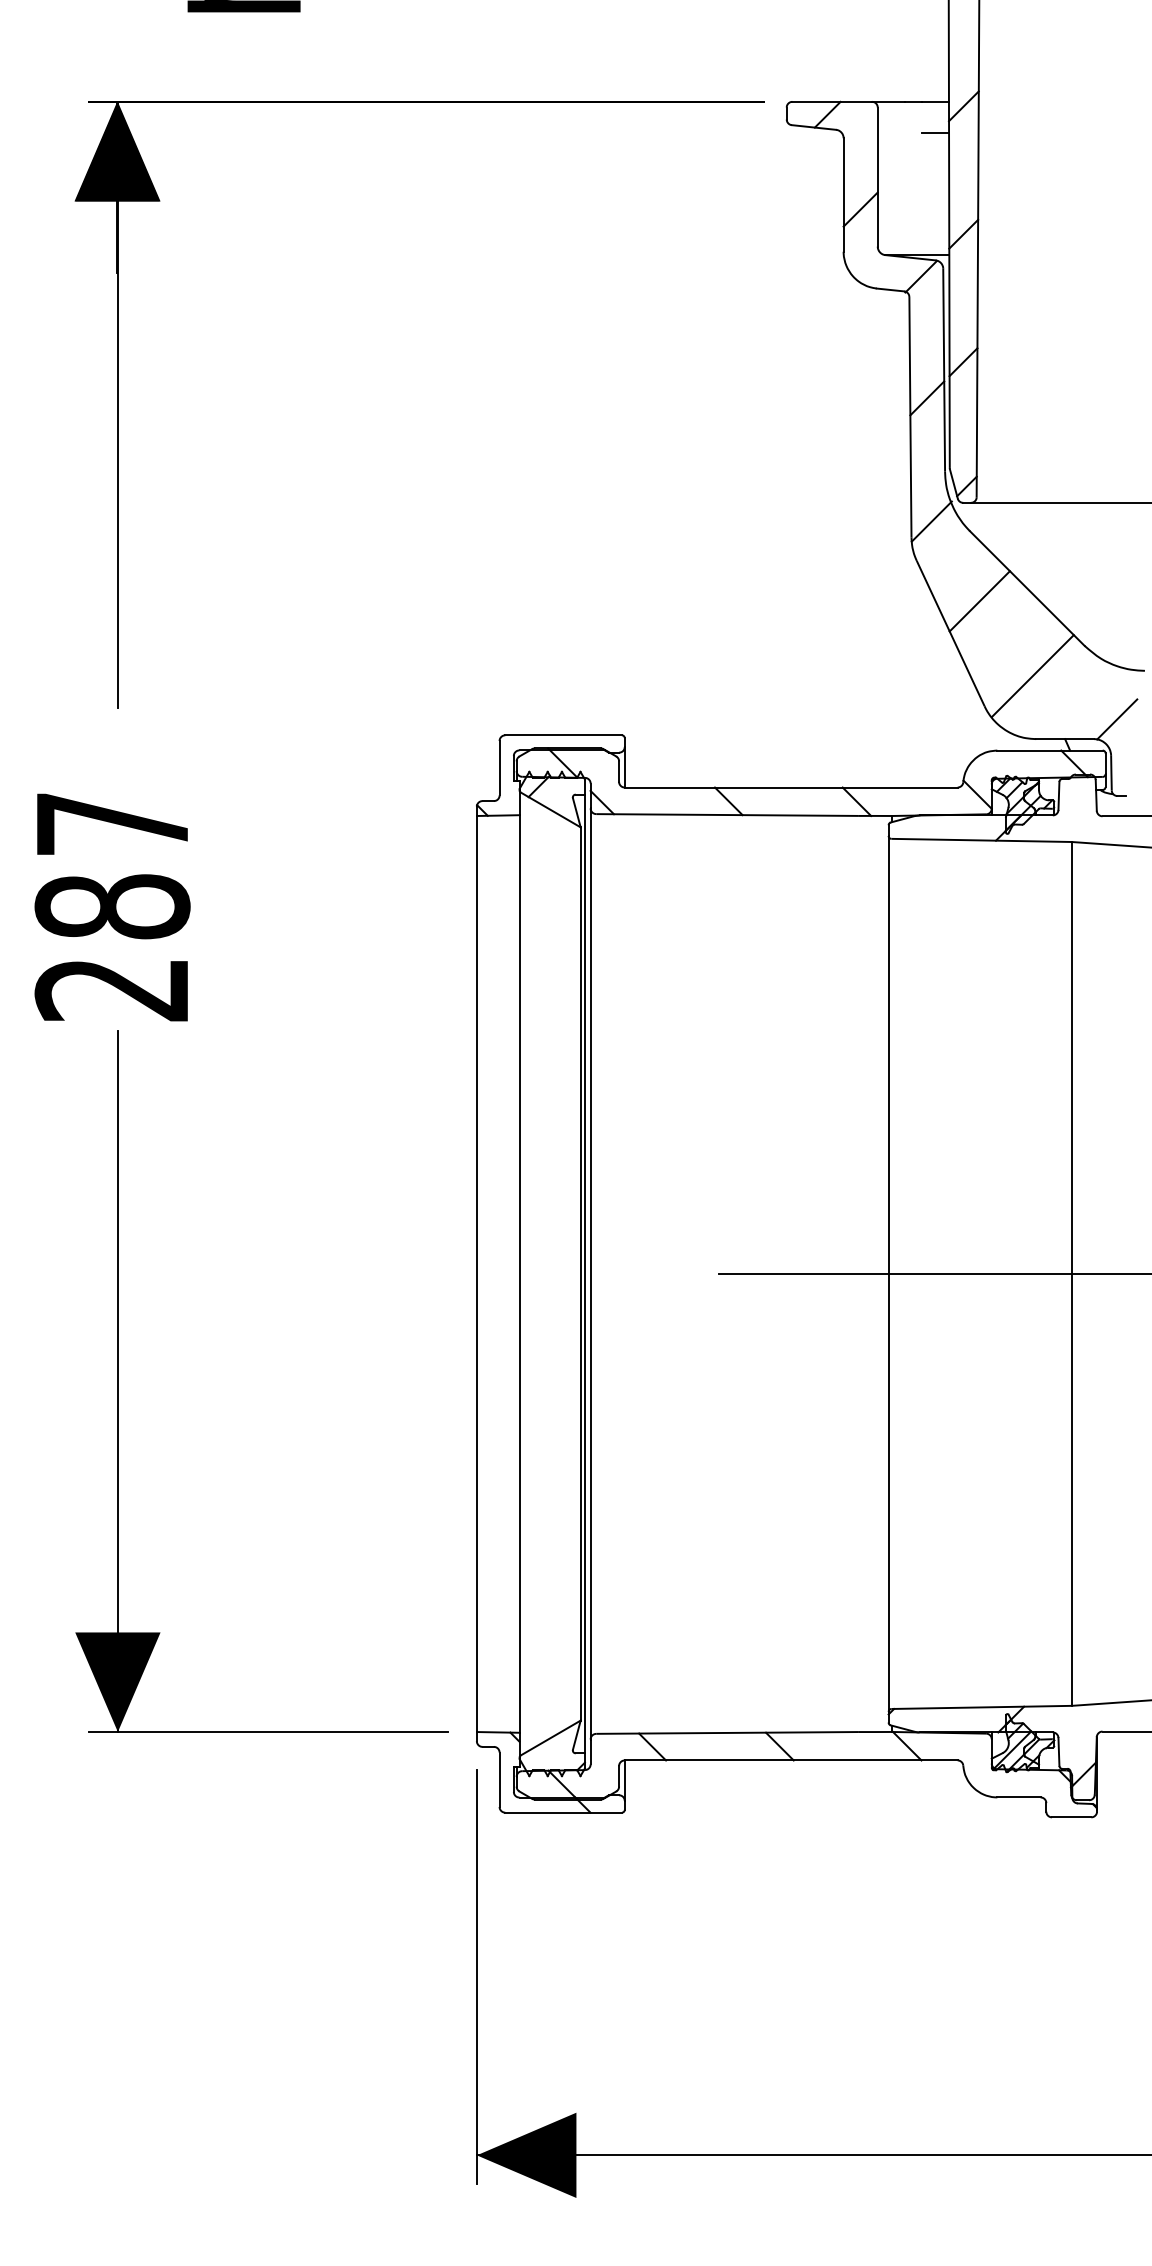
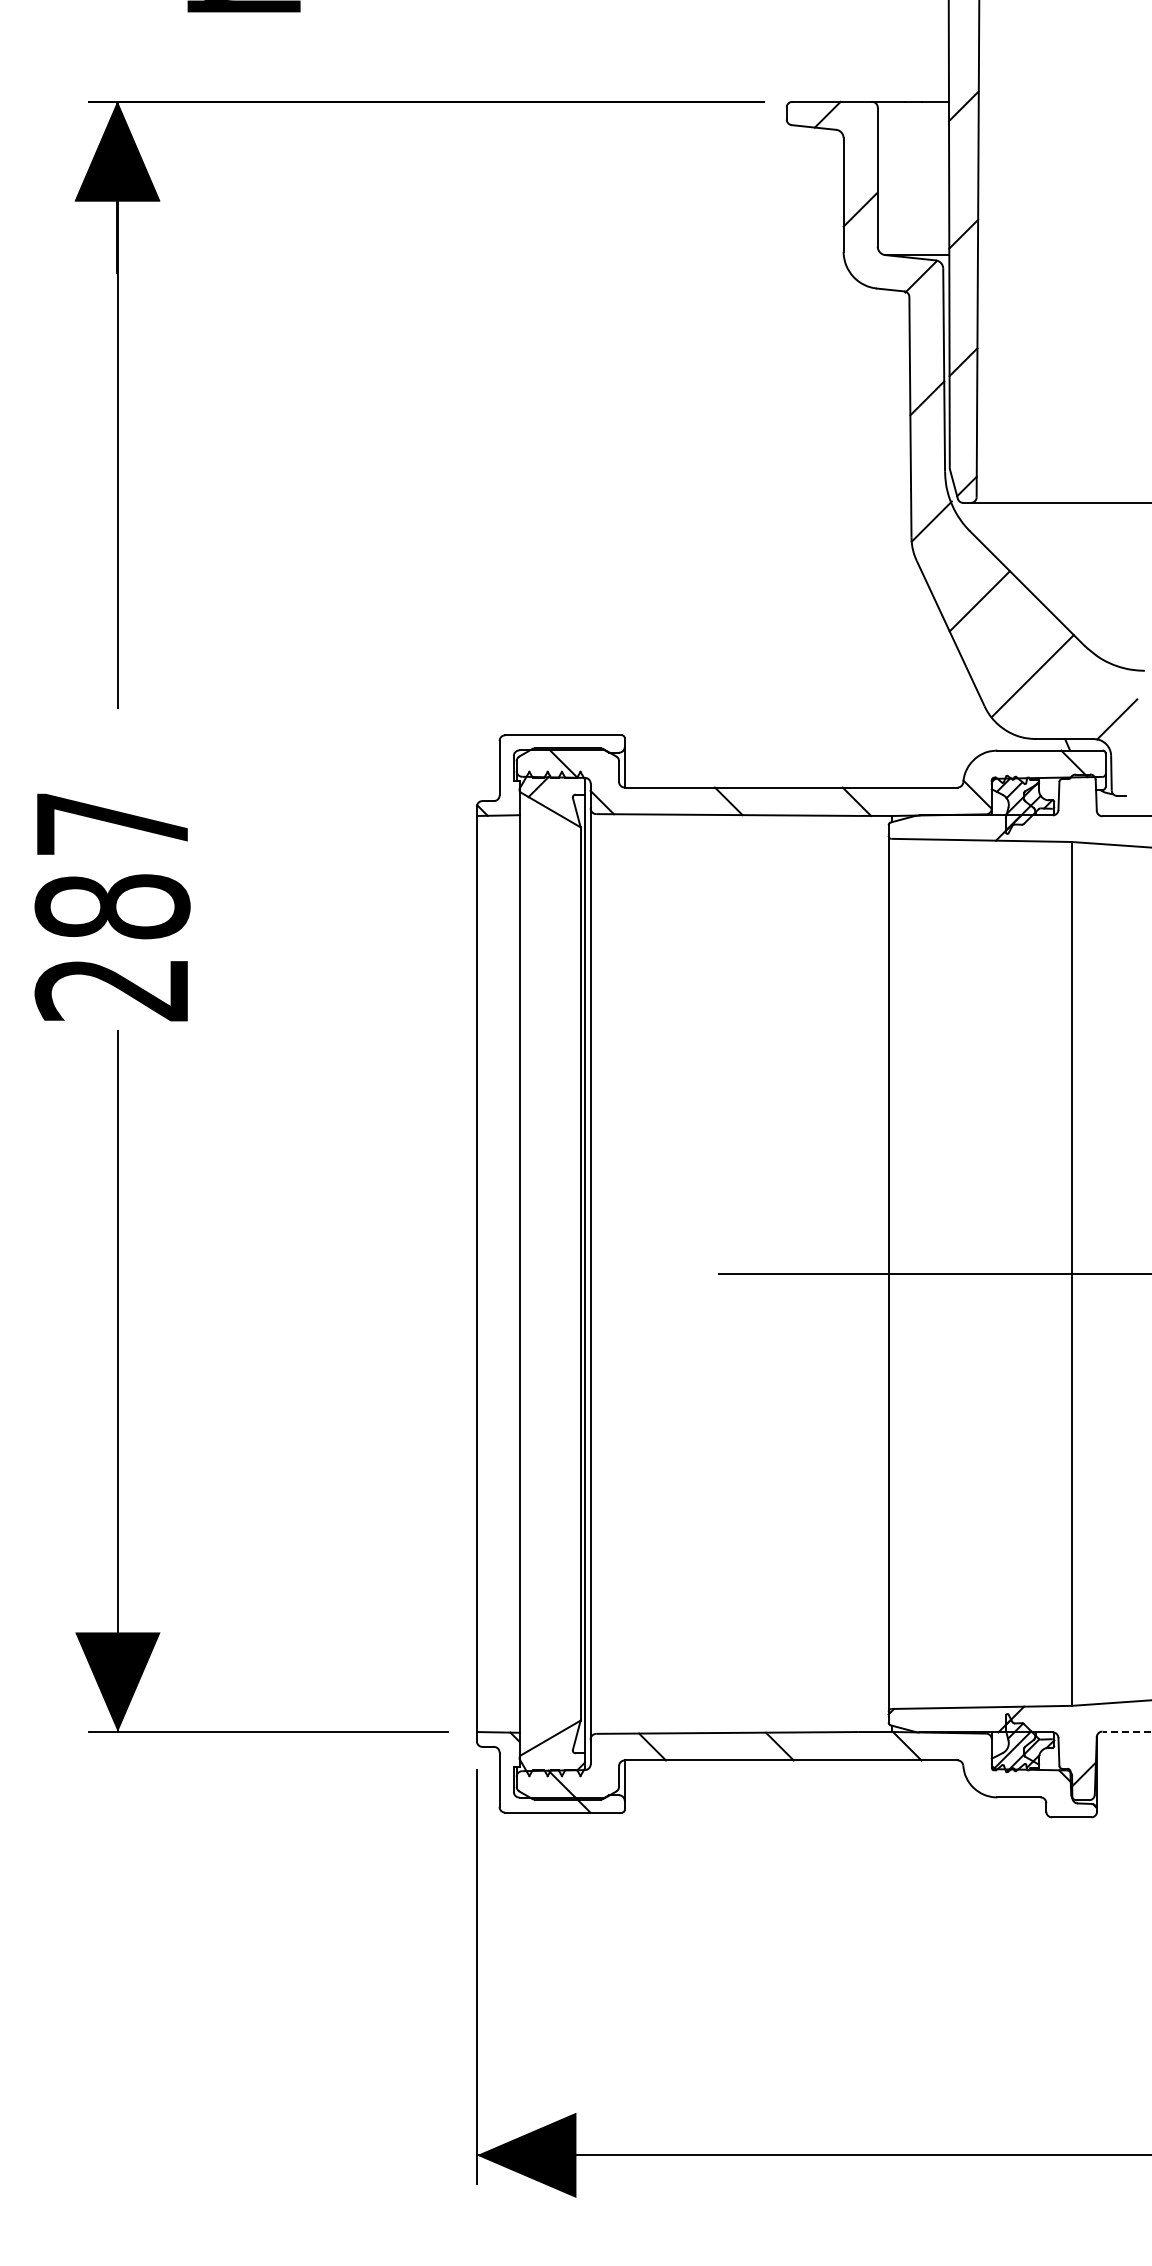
line: present -> none (934, 132)
line: solid -> dashed (1126, 1731)
